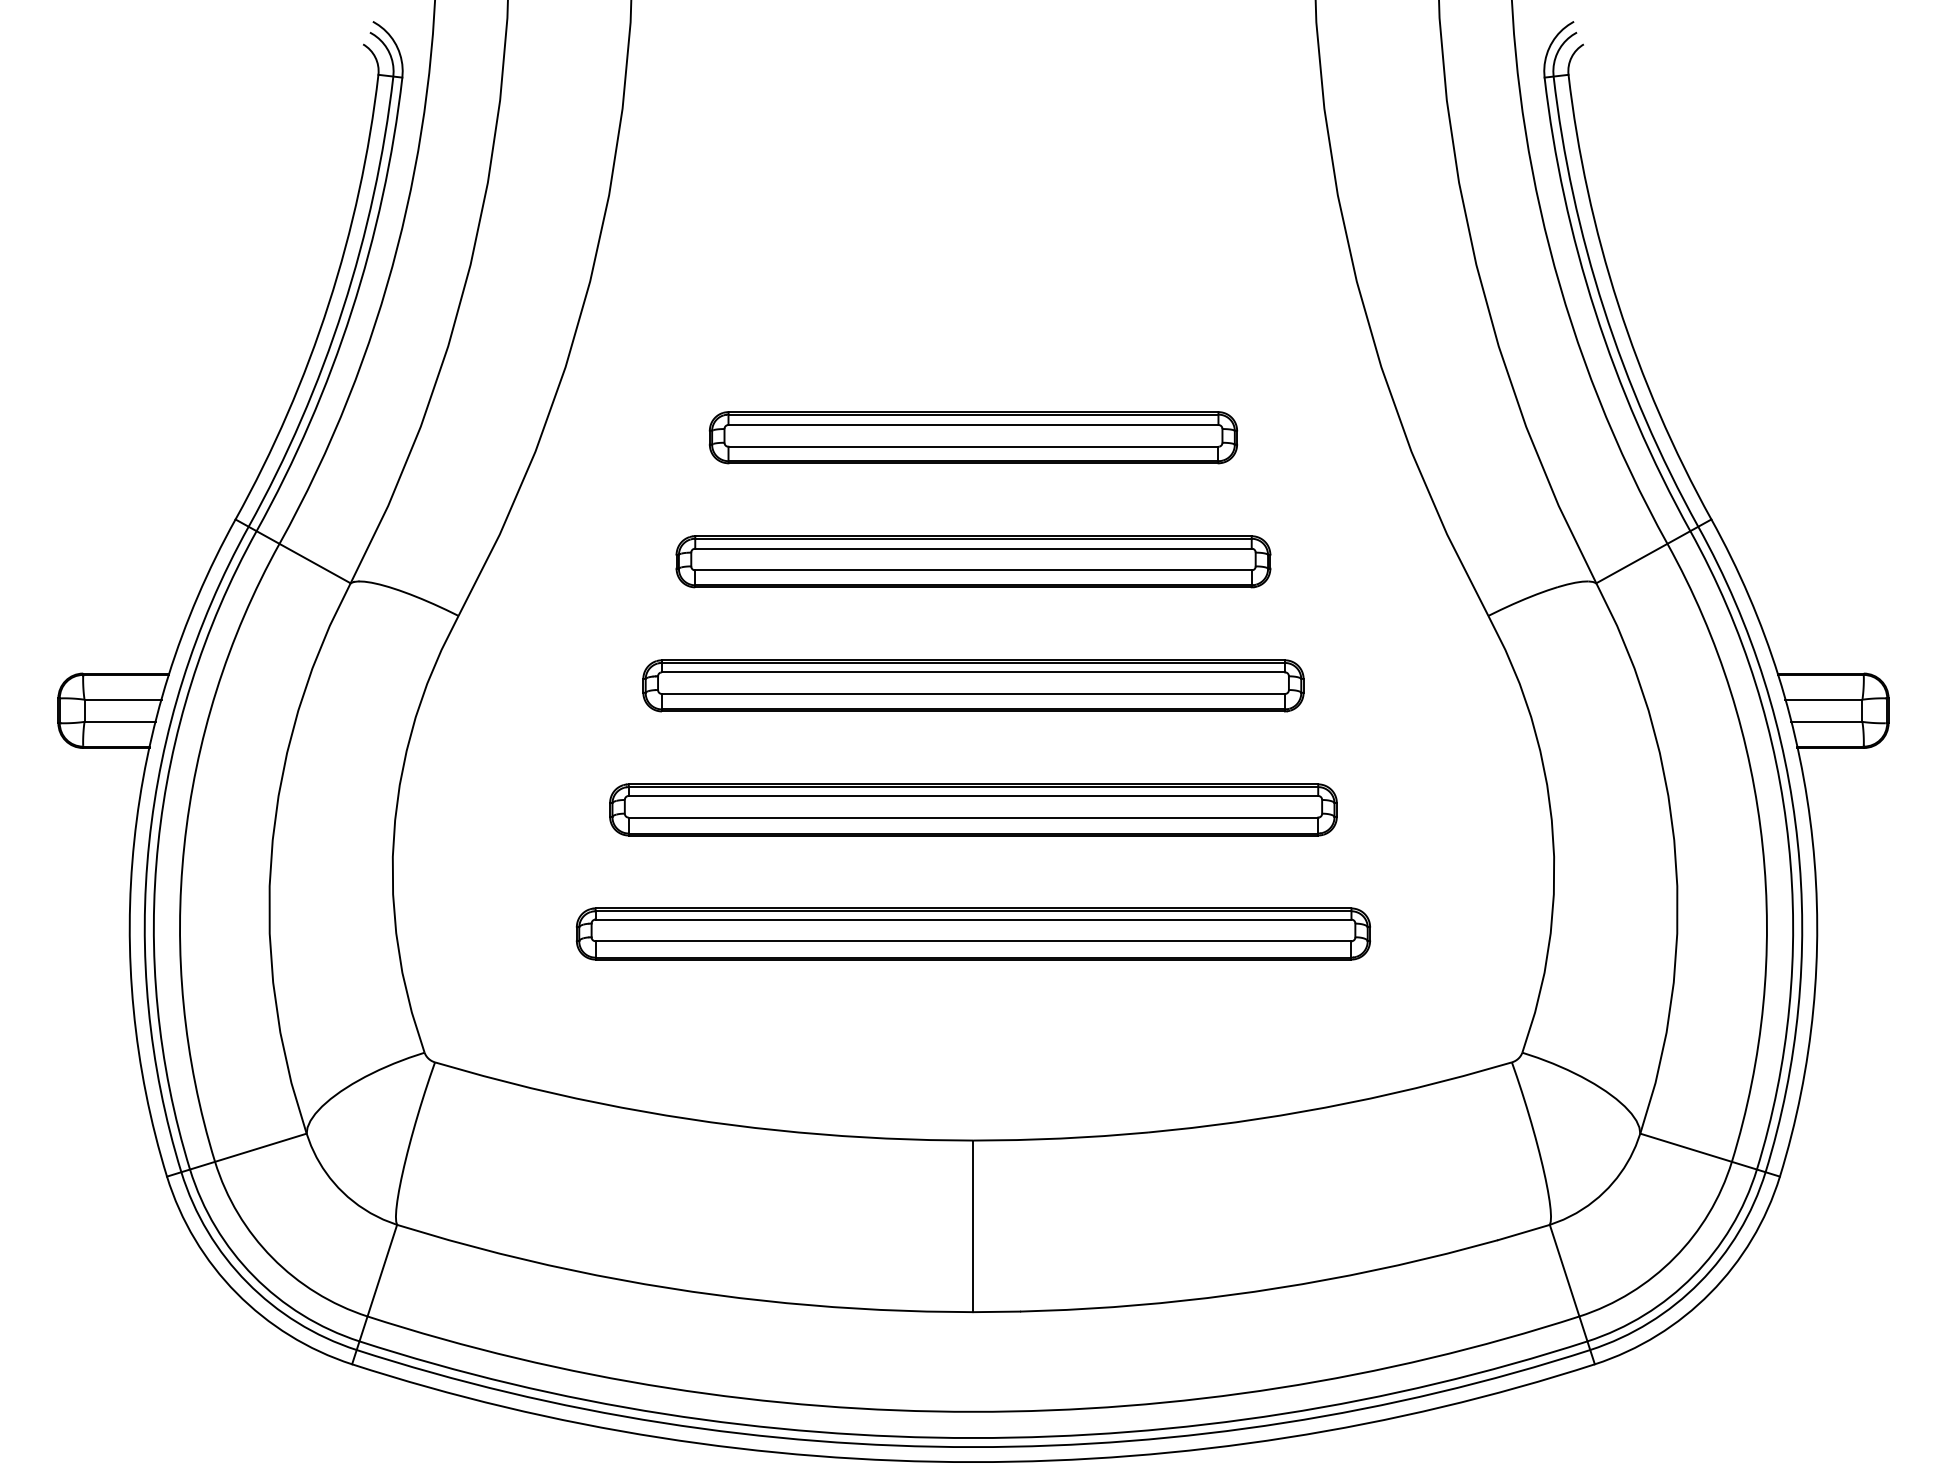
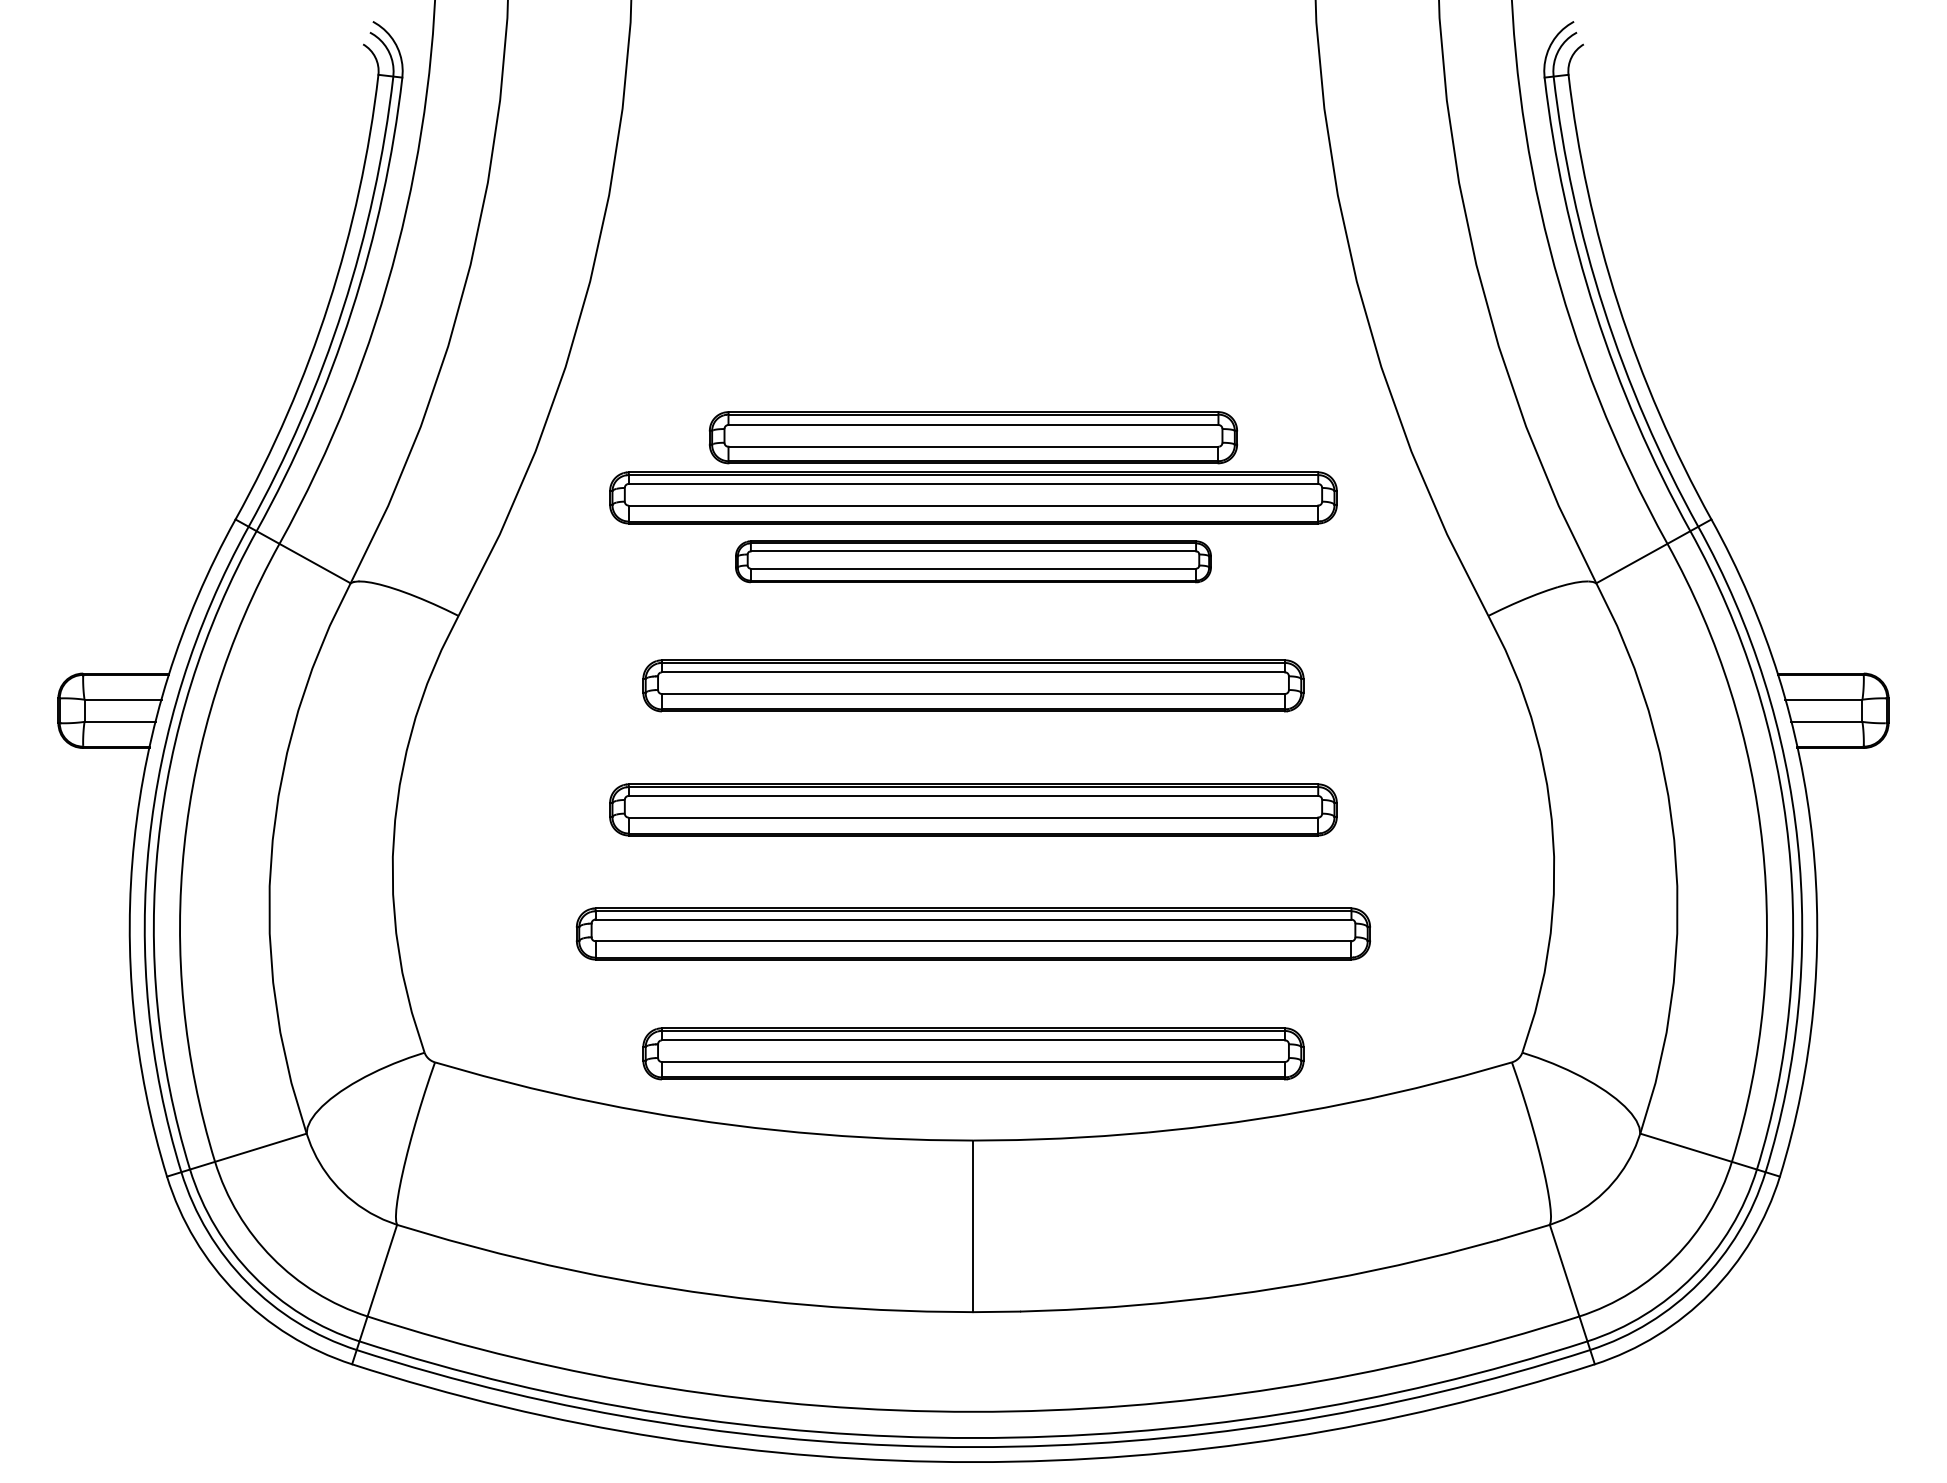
part: none -> present (973, 497)
part size: 597x54 px -> 477x44 px (973, 561)
part: none -> present (973, 1053)
